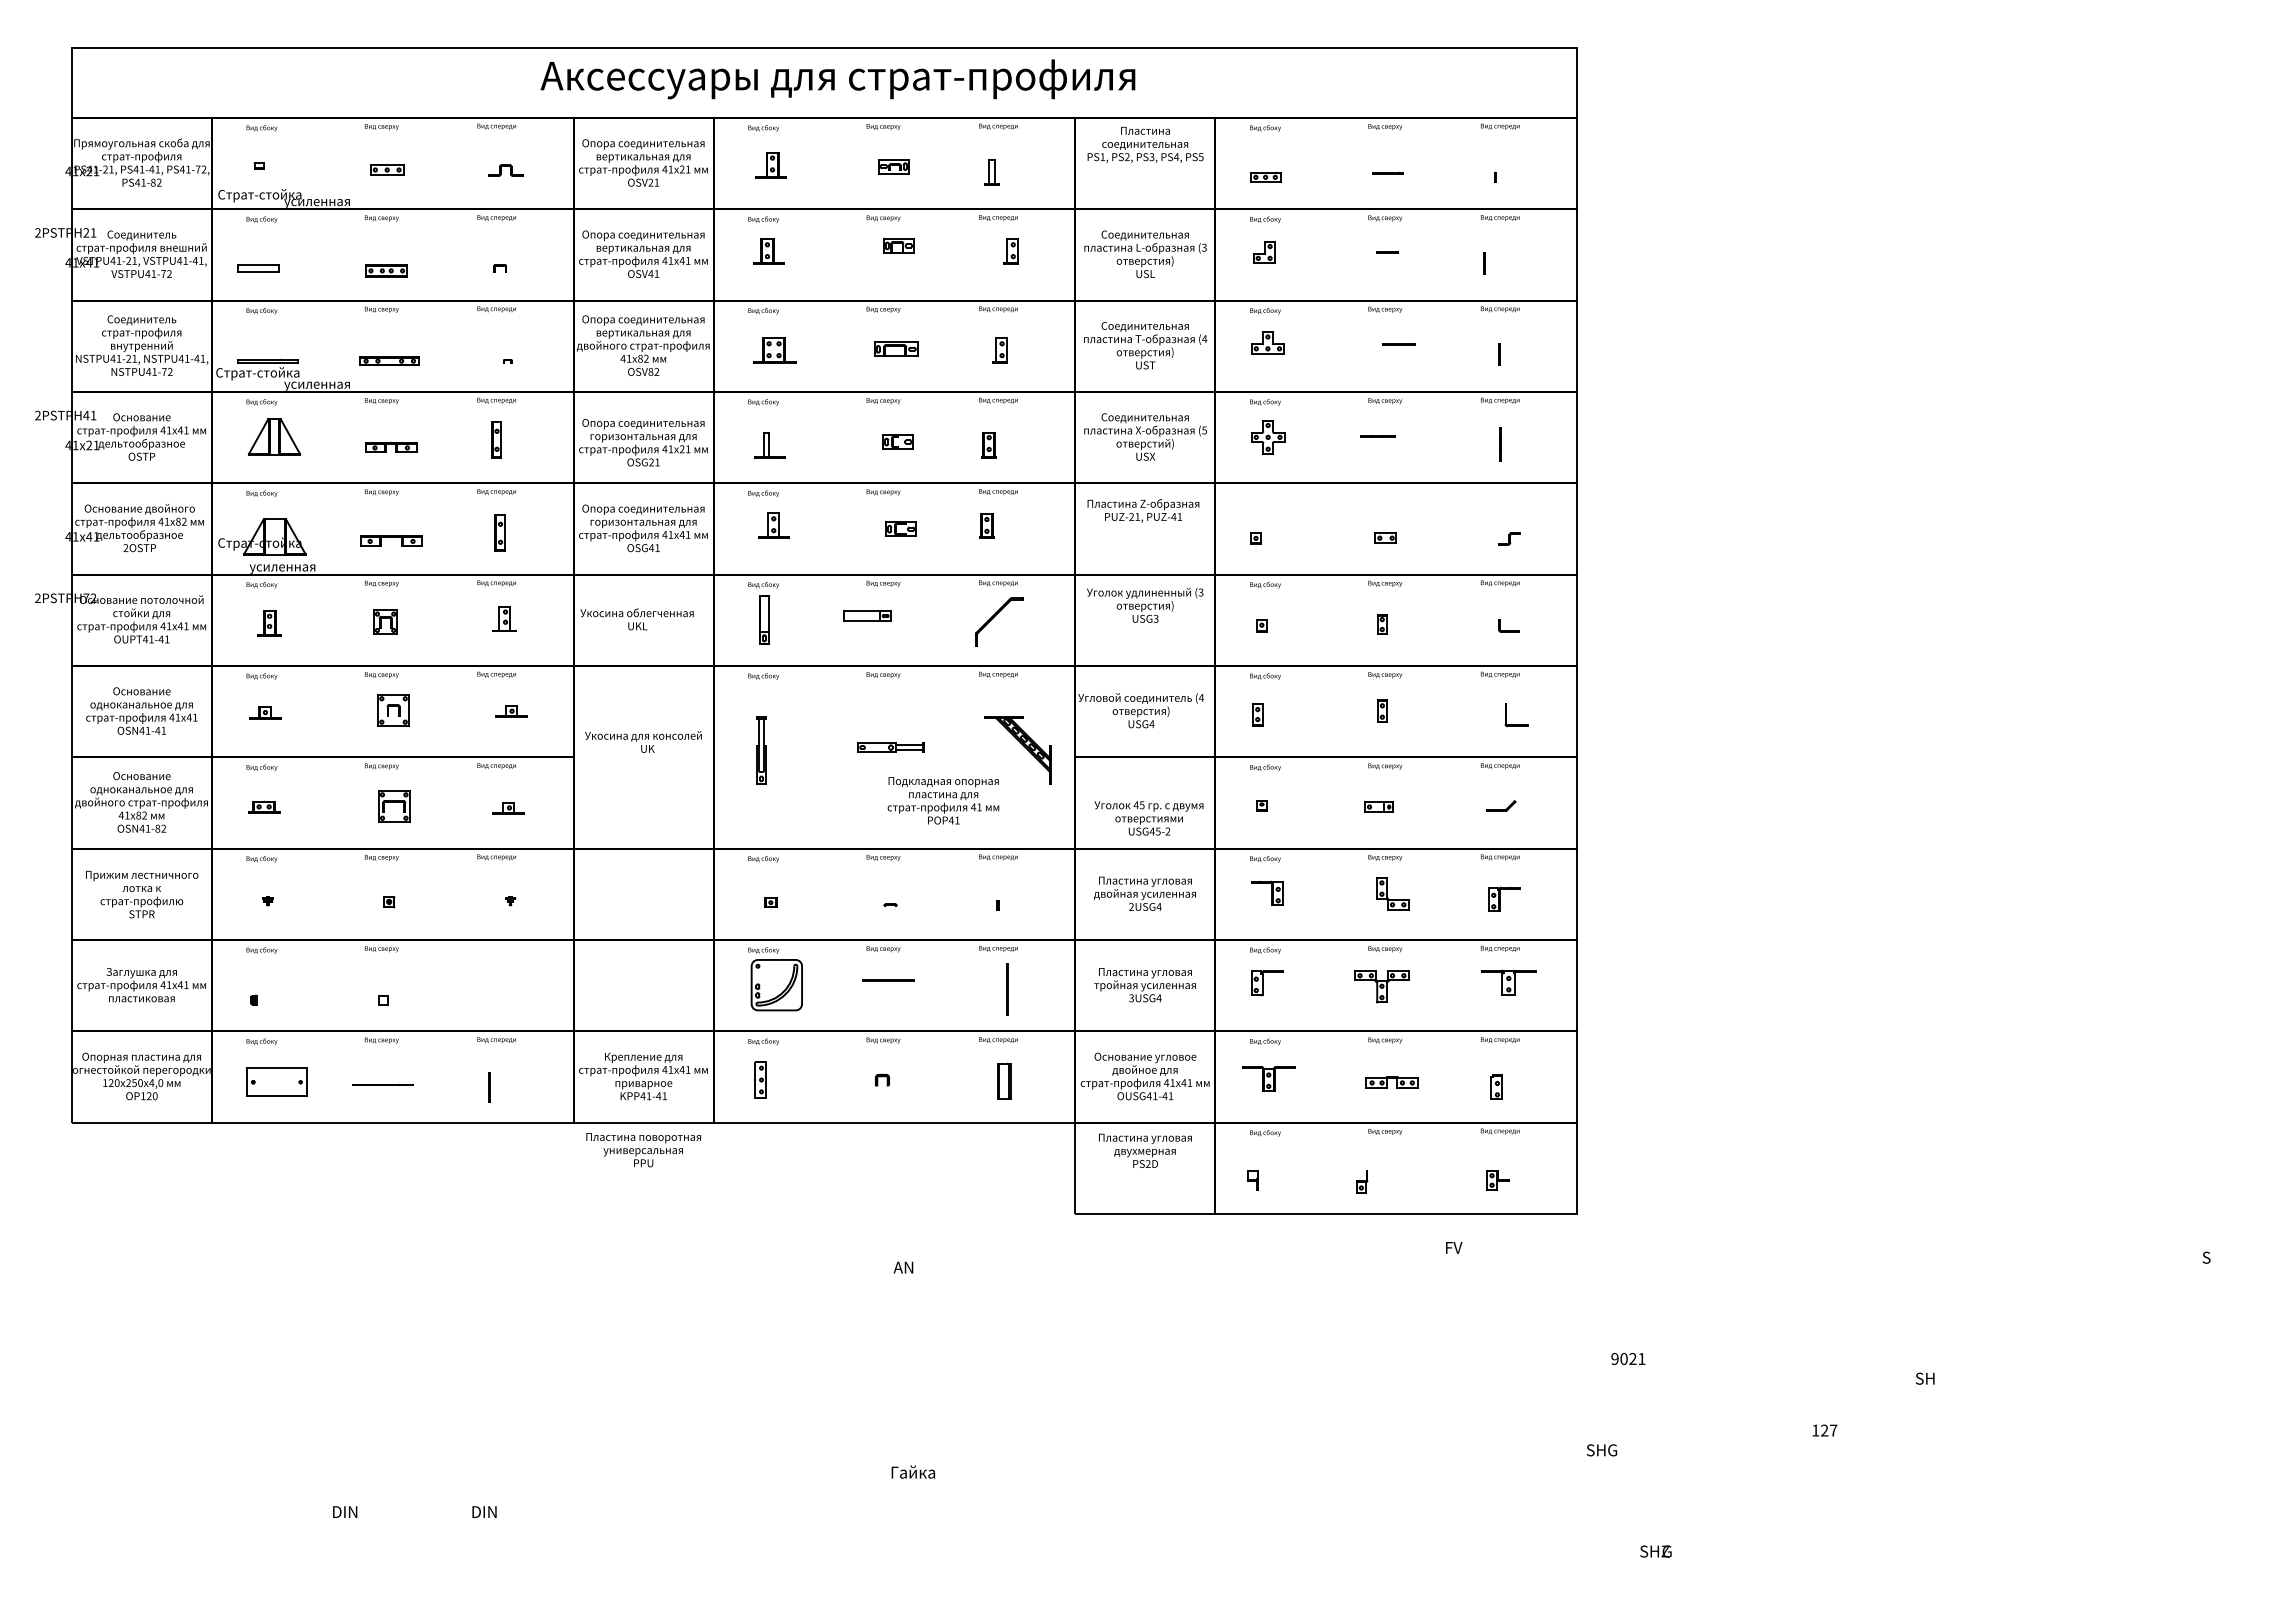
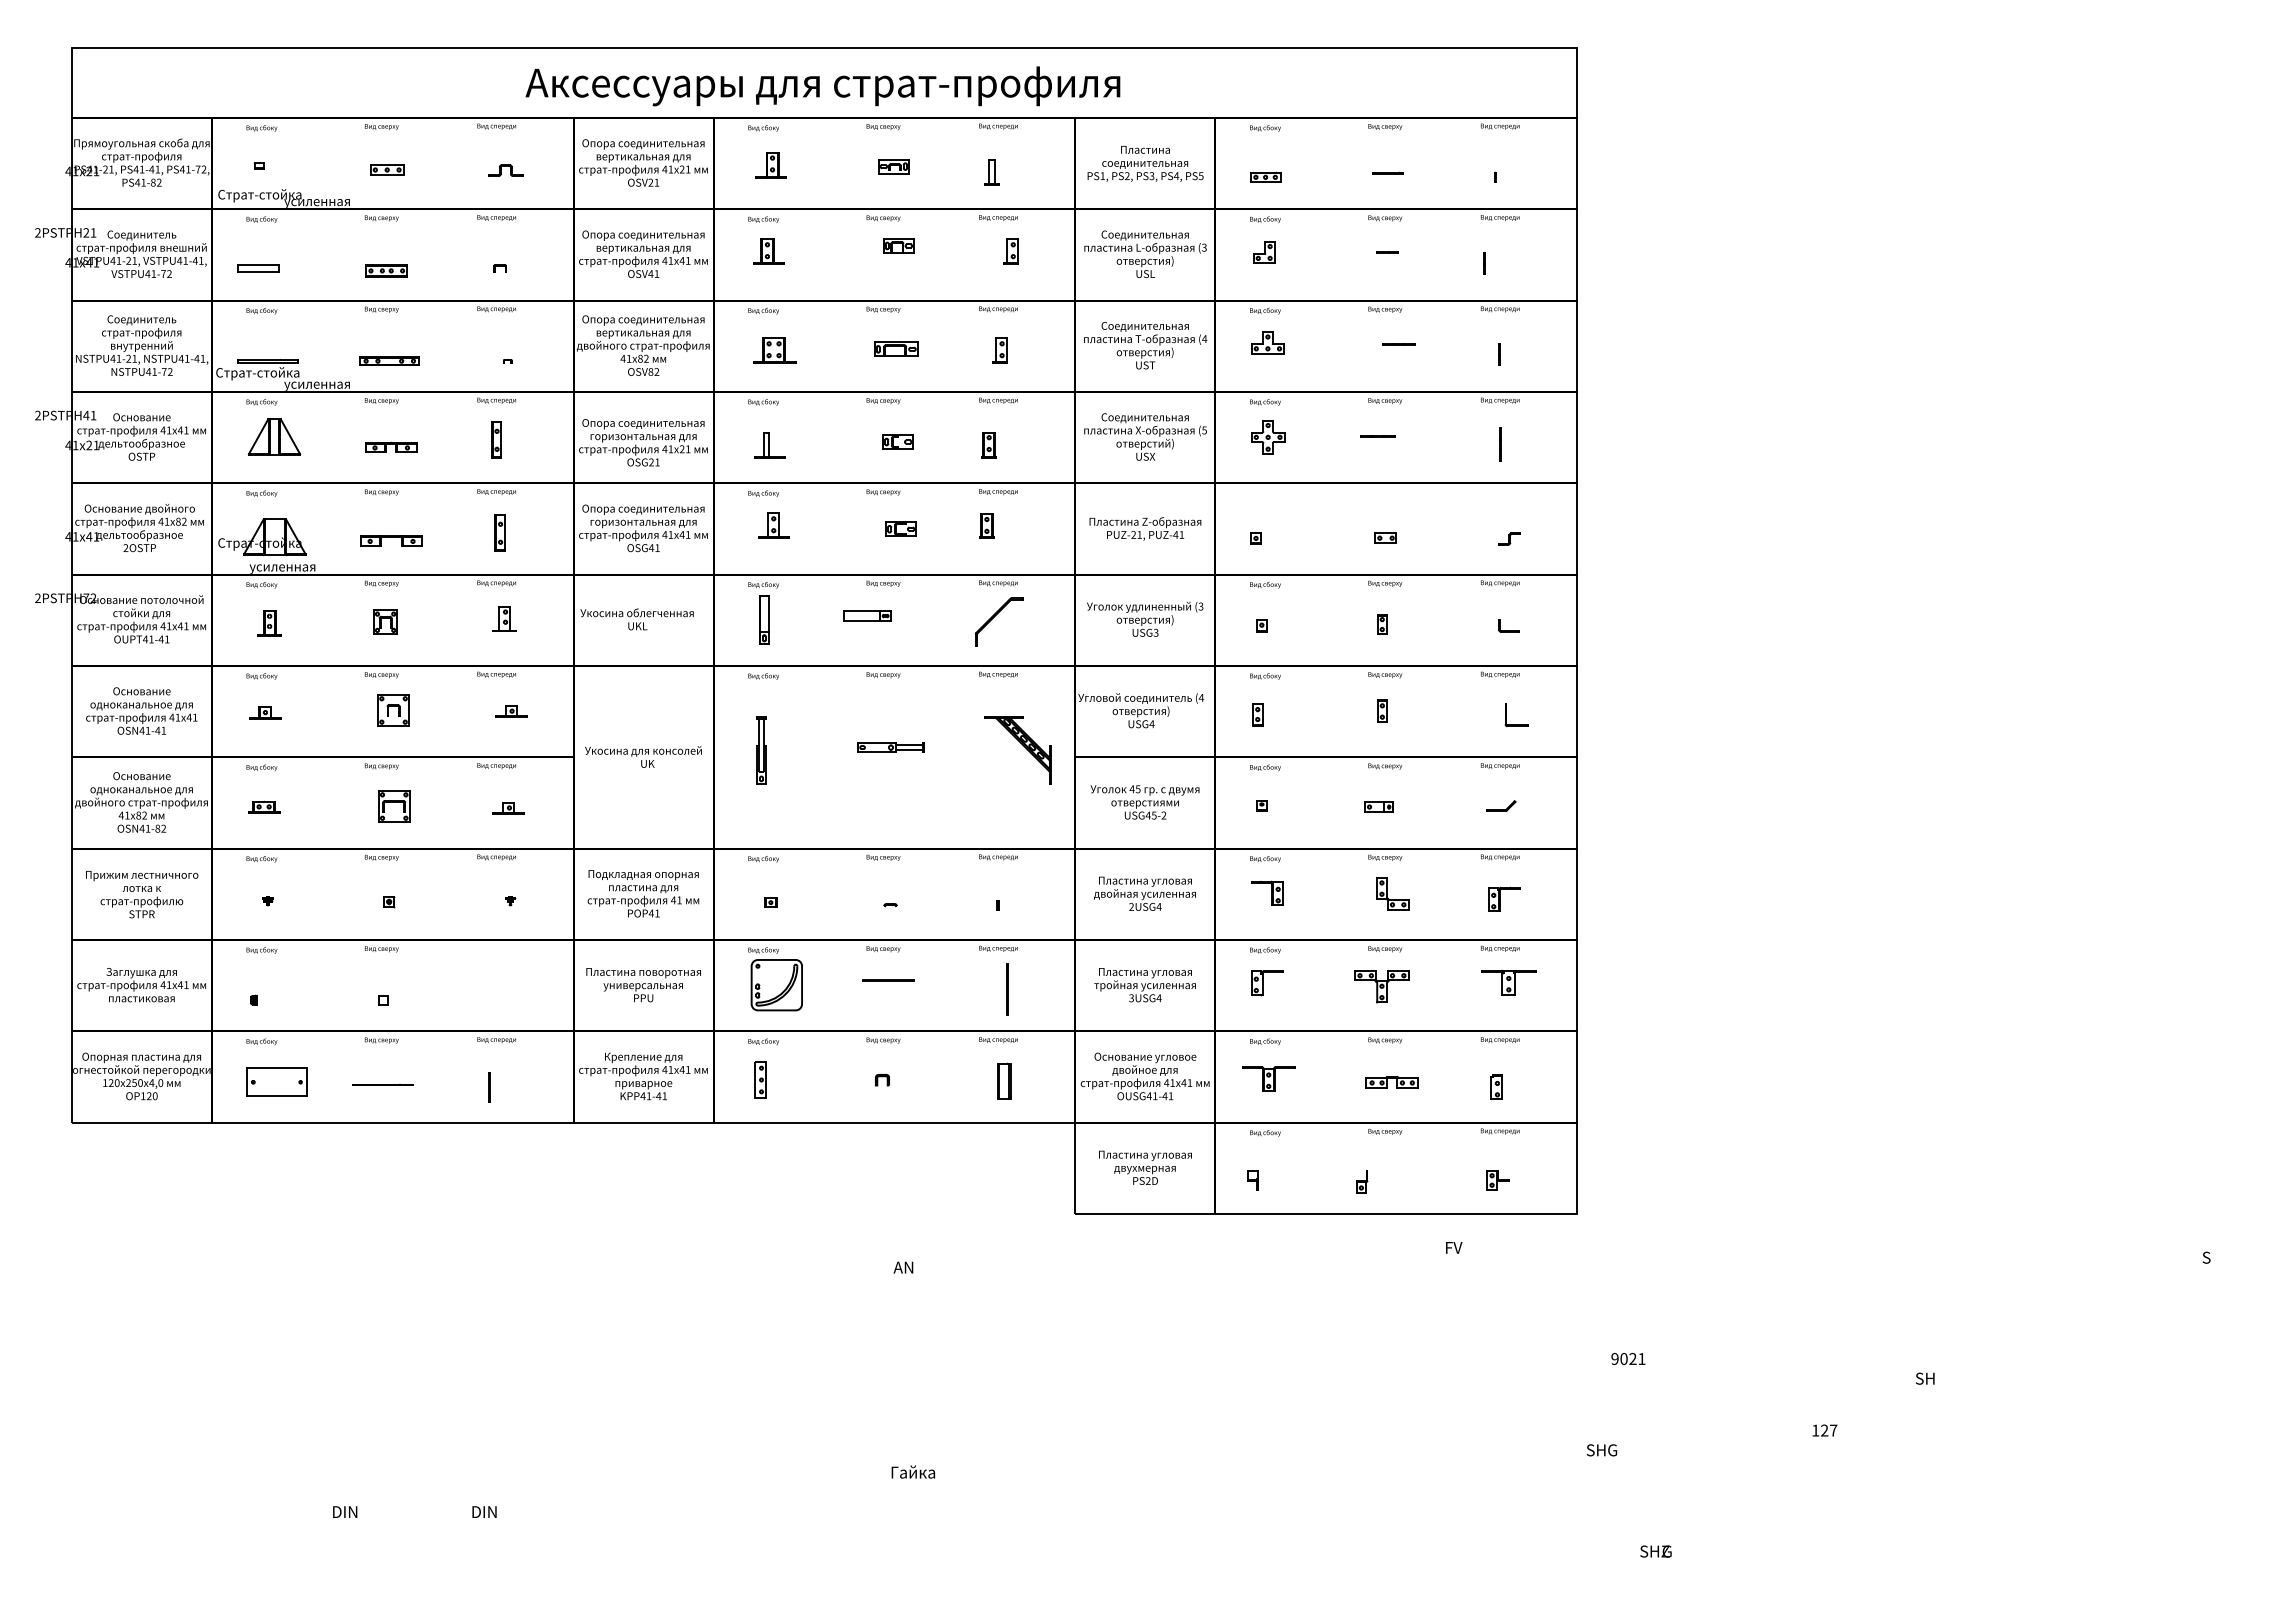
text position: (837, 79) -> (822, 86) (822, 86)
text position: (1145, 144) -> (1145, 163) (1145, 163)
text position: (1143, 510) -> (1145, 528) (1145, 528)
text position: (1145, 604) -> (1145, 618) (1145, 618)
text position: (643, 741) -> (643, 756) (643, 756)
text position: (943, 800) -> (643, 893) (643, 893)
text position: (1148, 818) -> (1144, 802) (1144, 802)
text position: (643, 1150) -> (643, 985) (643, 985)
text position: (1145, 1150) -> (1145, 1167) (1145, 1167)
